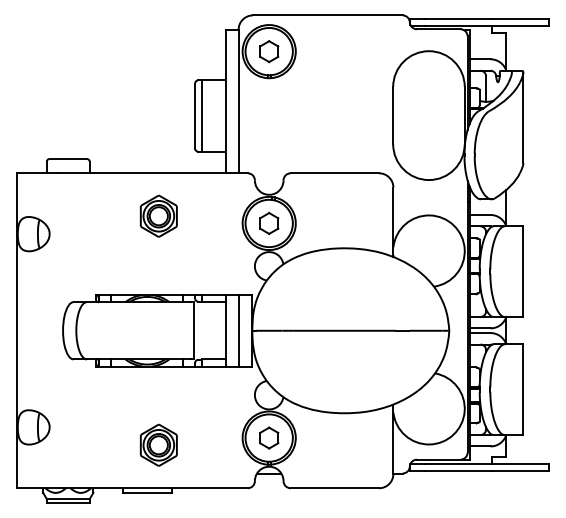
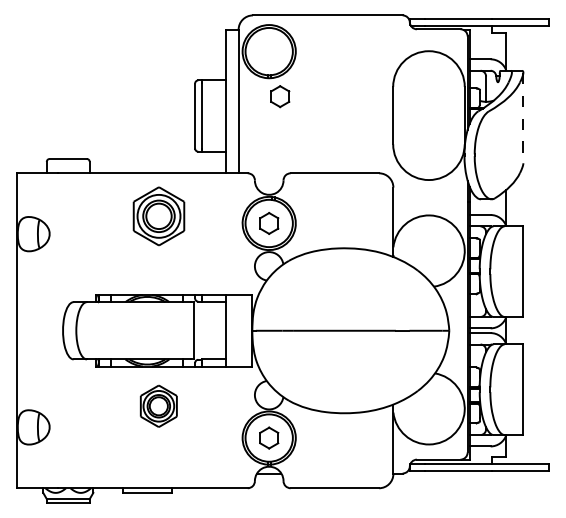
part position: (269, 51) -> (280, 96) (280, 96)
line: solid -> dashed (523, 118)
part size: 39x44 px -> 54x61 px (158, 216)
line: present -> none (238, 330)
part position: (158, 444) -> (158, 405) (158, 405)
